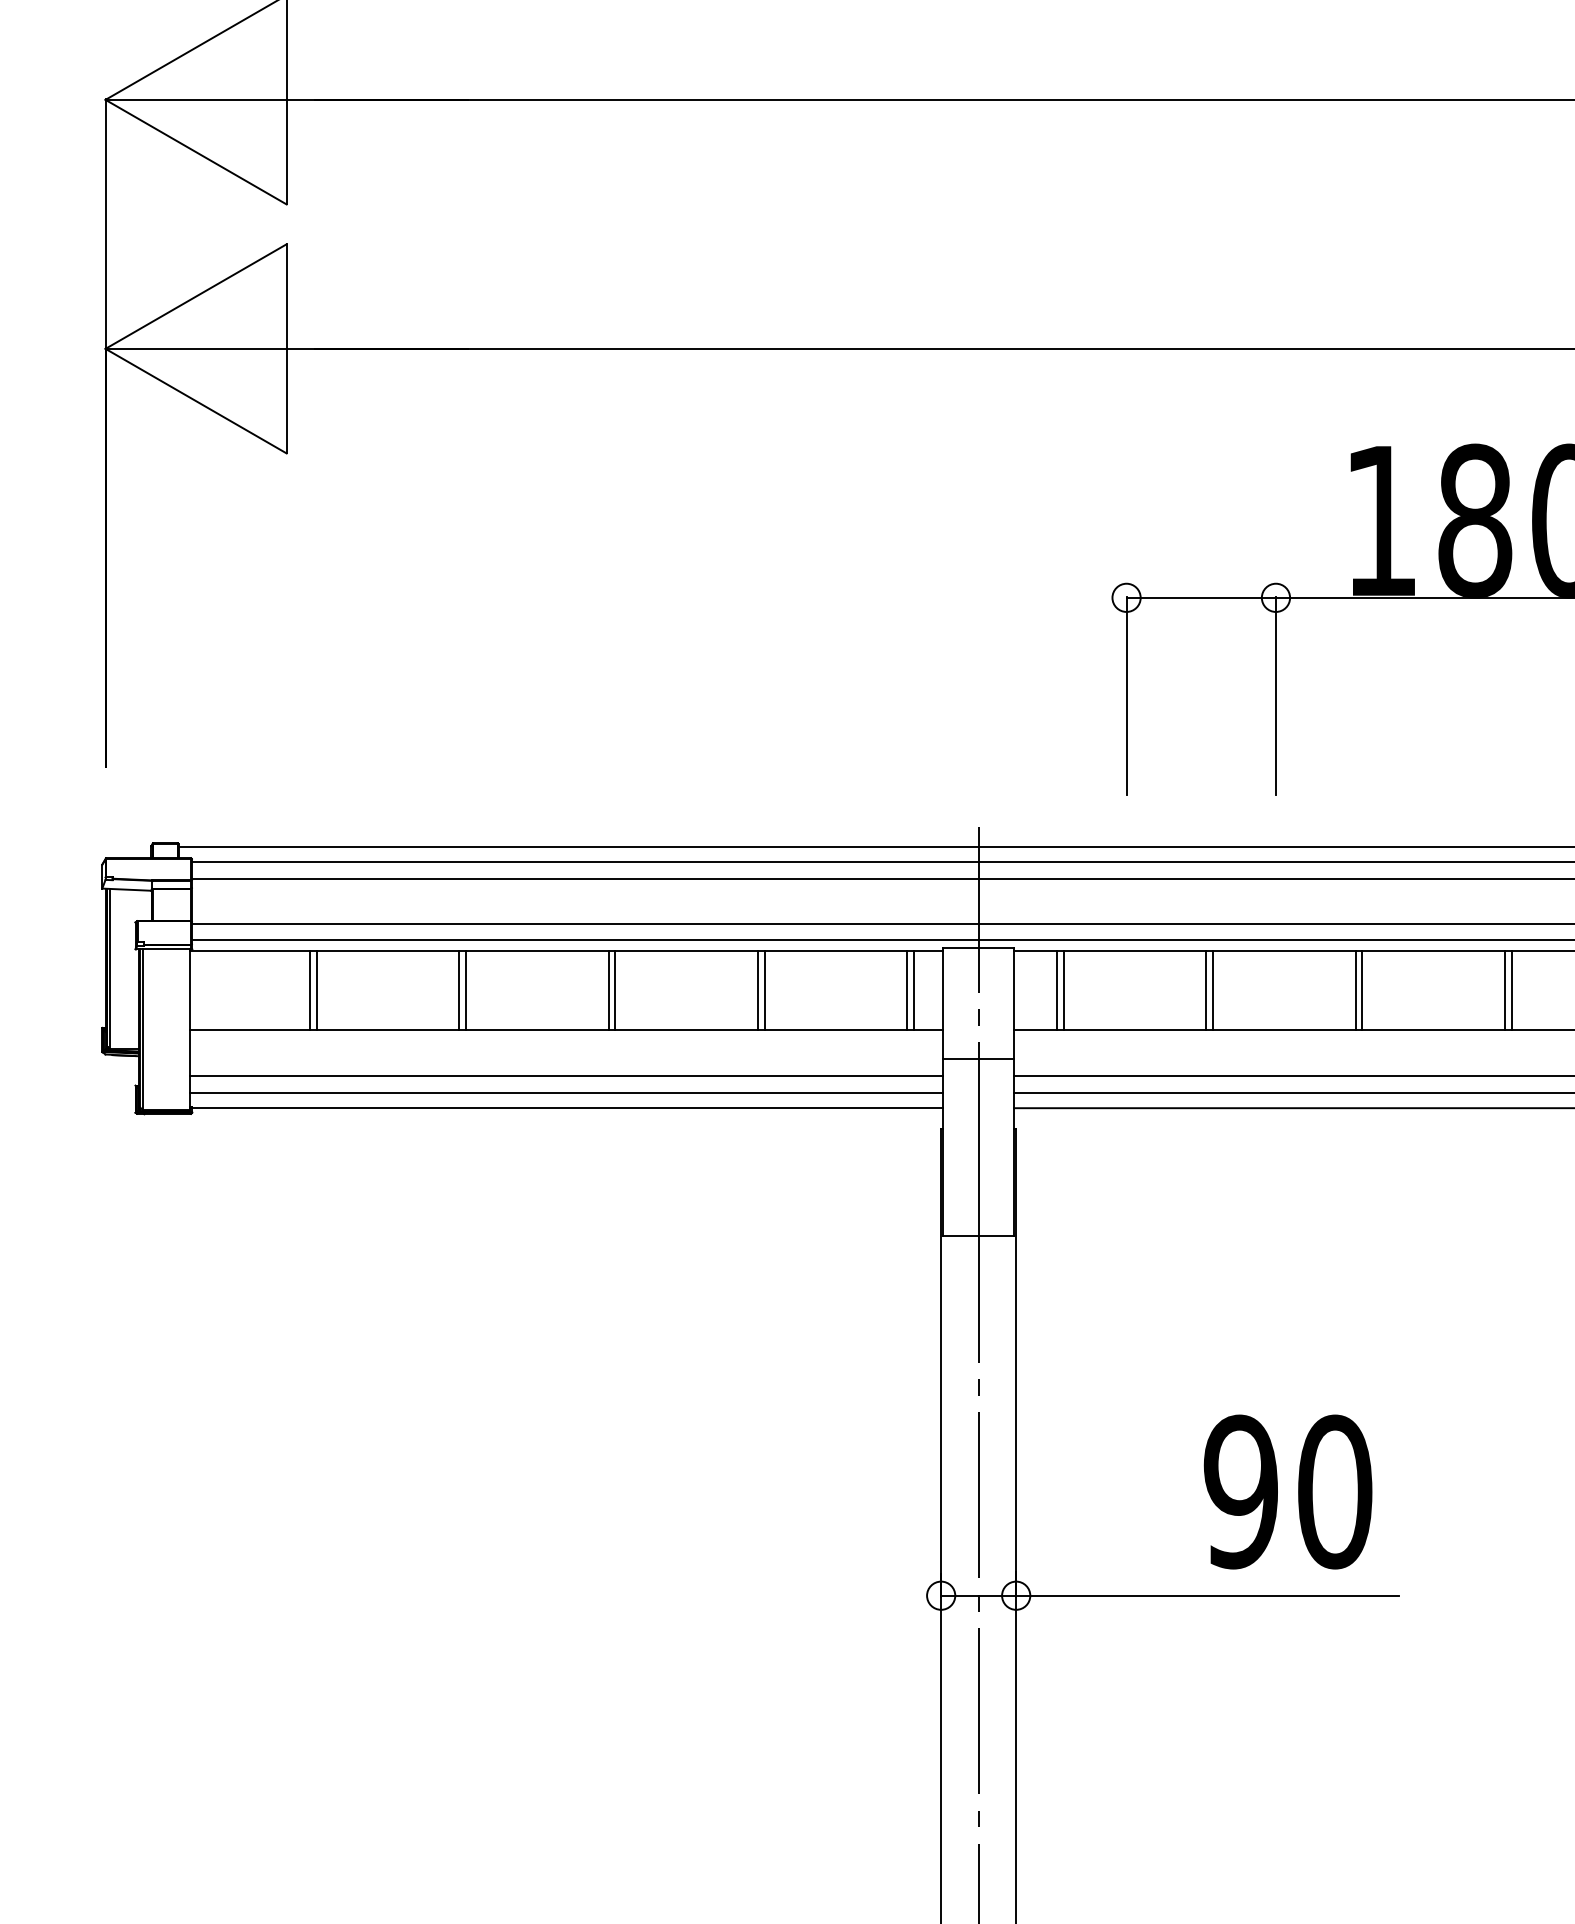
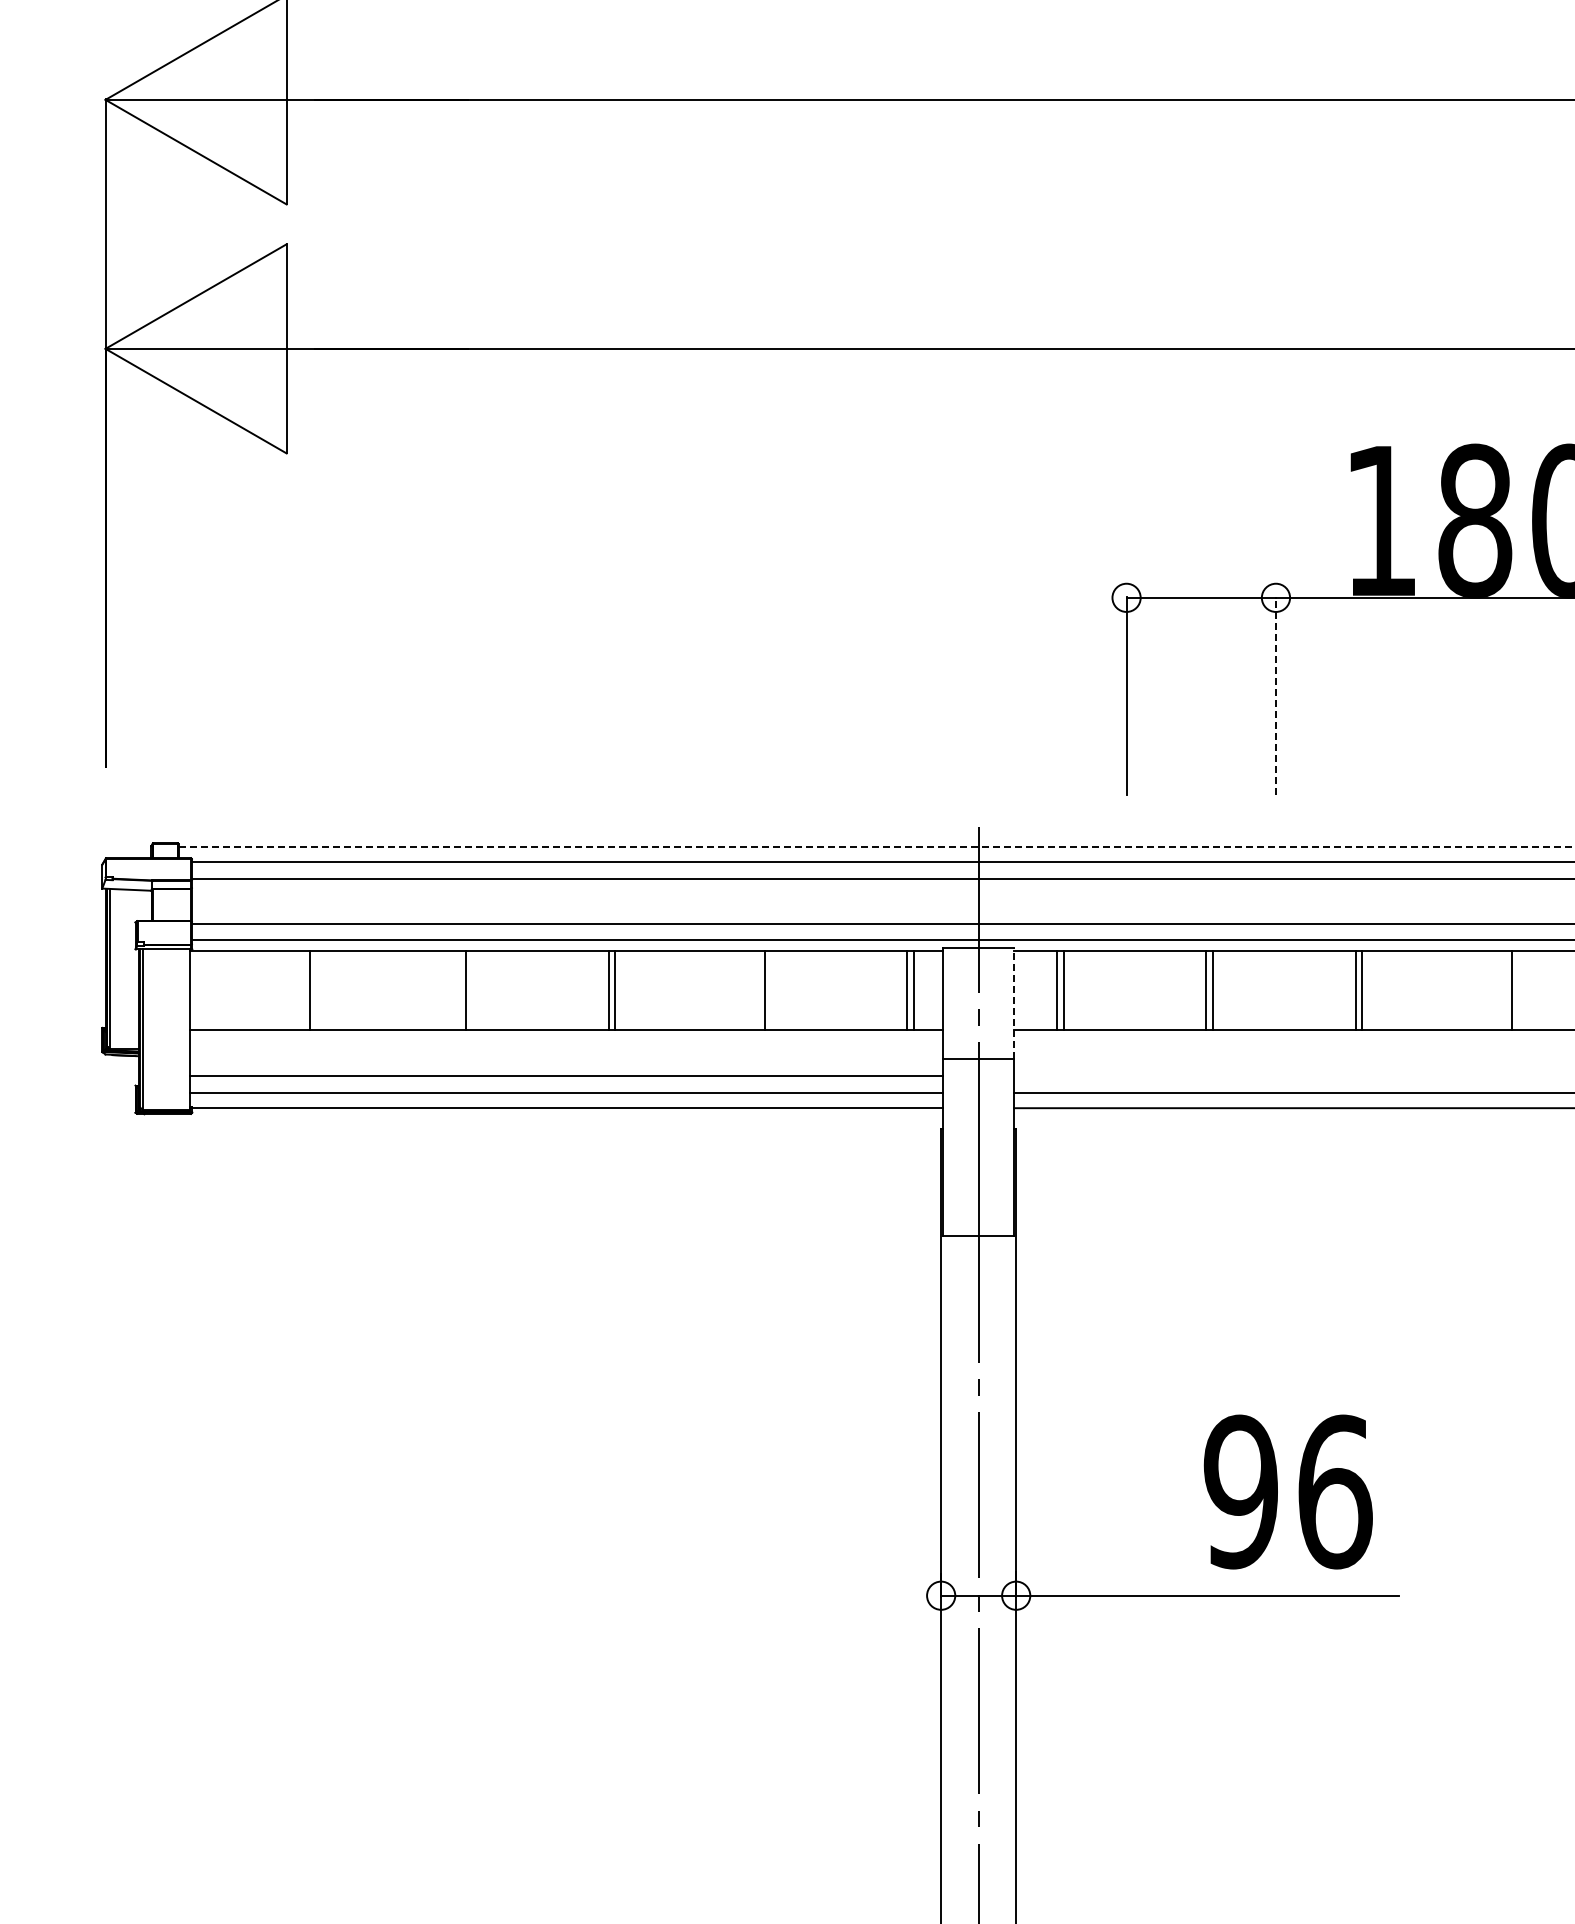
line: solid -> dashed (1275, 695)
line: solid -> dashed (876, 846)
line: present -> none (316, 990)
line: present -> none (459, 990)
line: present -> none (757, 990)
line: present -> none (1504, 990)
line: solid -> dashed (1013, 1002)
line: present -> none (1292, 1076)
text: 90 -> 96 (1335, 1491)
